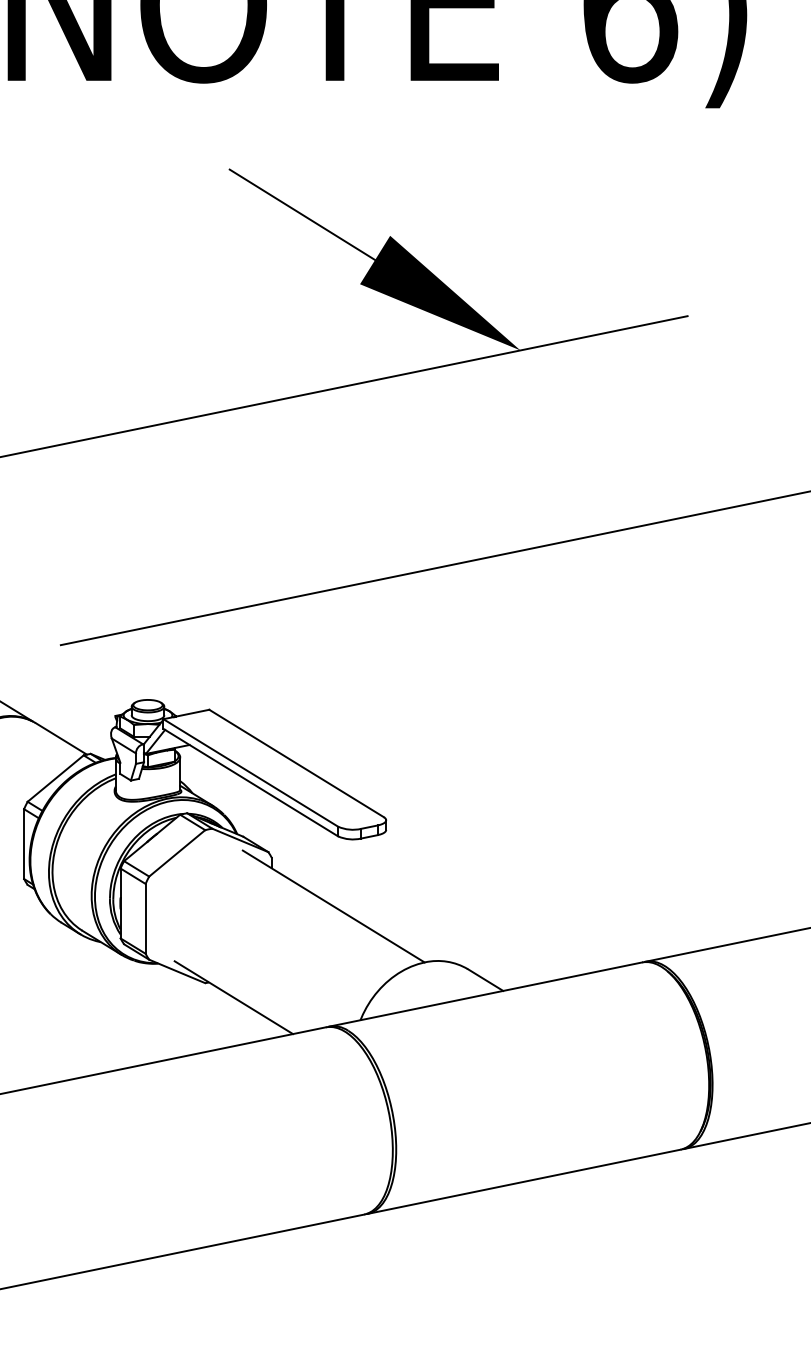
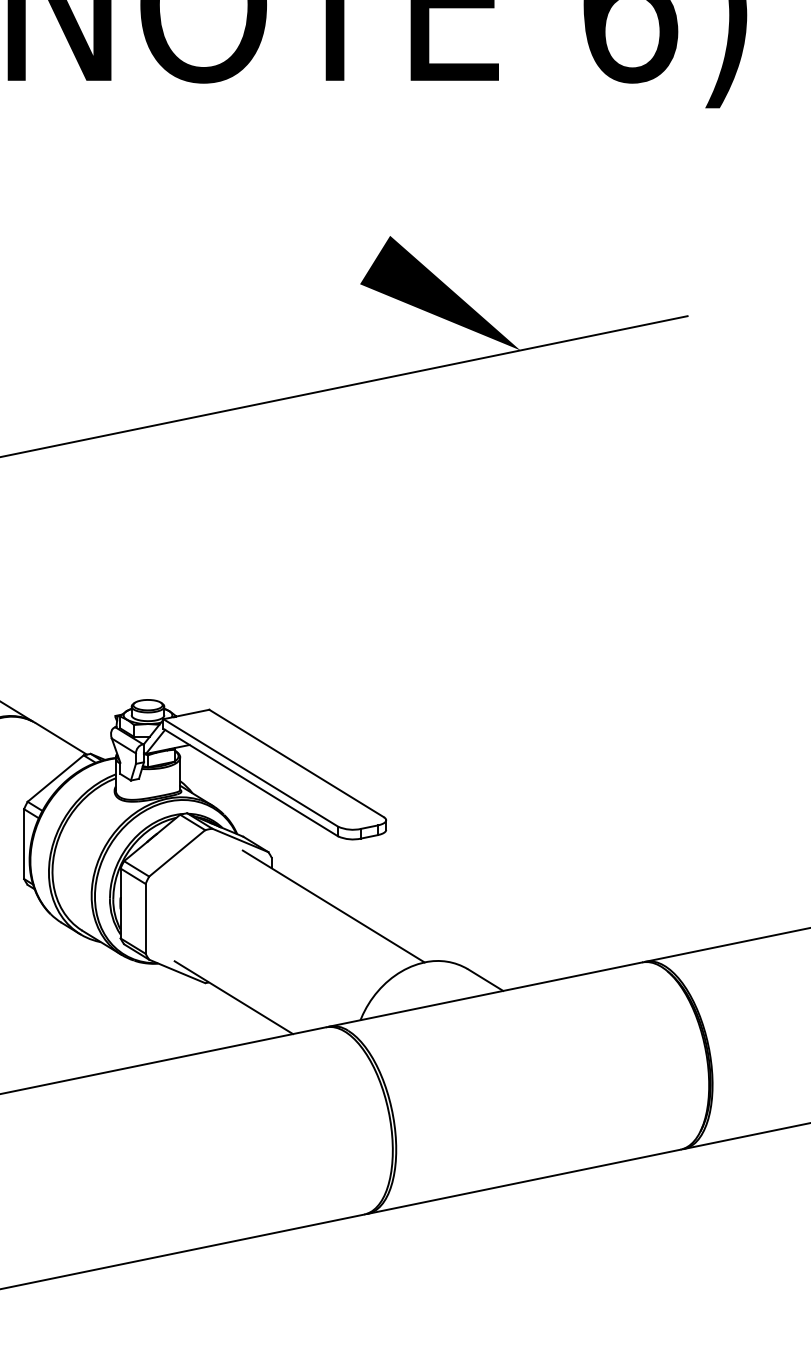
line: present -> none (302, 214)
line: present -> none (433, 568)
